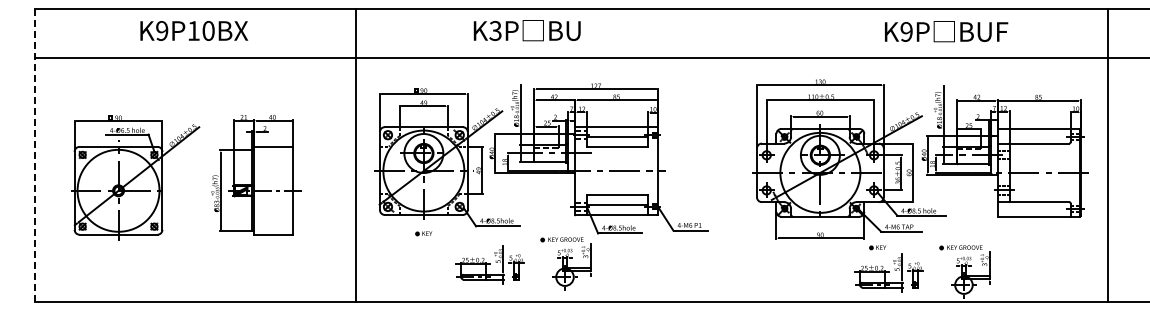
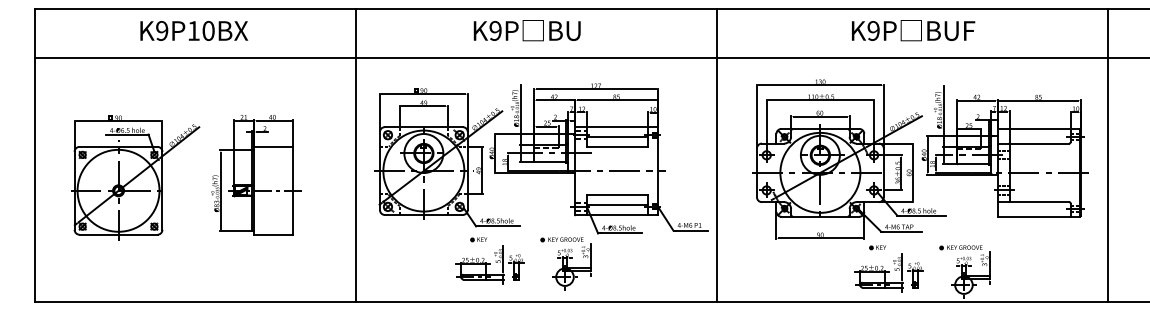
text: K3P -> K9P (495, 30)
text position: (946, 31) -> (913, 30) (913, 30)
line: dashed -> solid (34, 155)
line: none -> present (717, 155)
part position: (423, 233) -> (478, 239) (478, 239)
